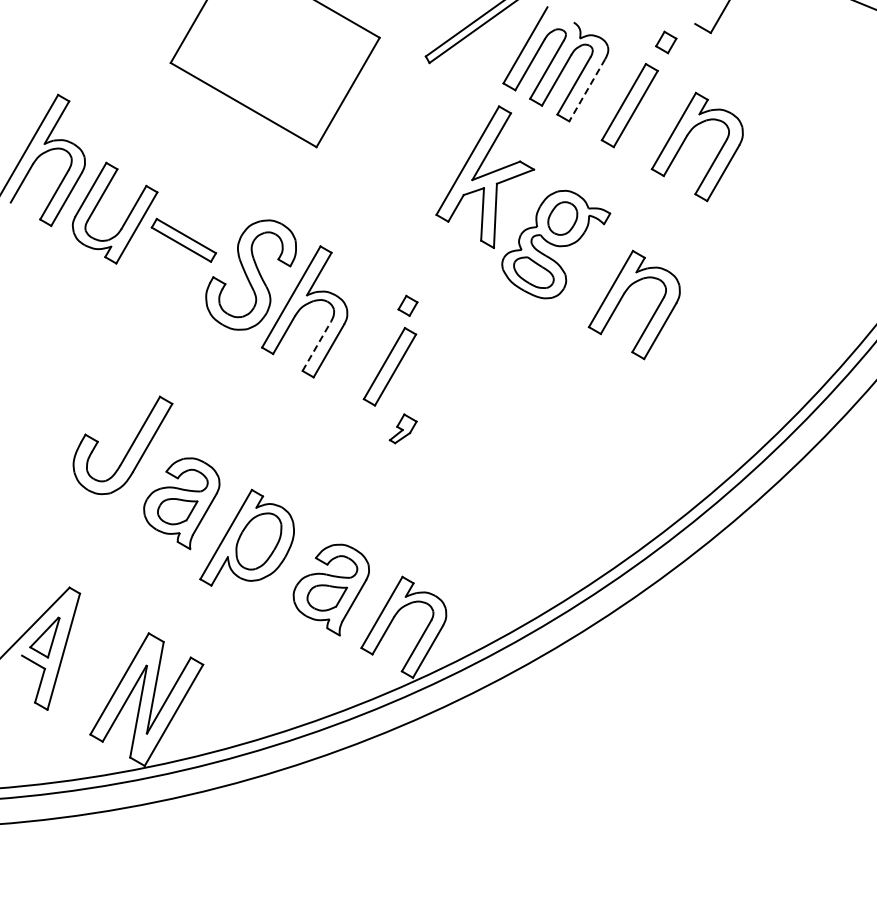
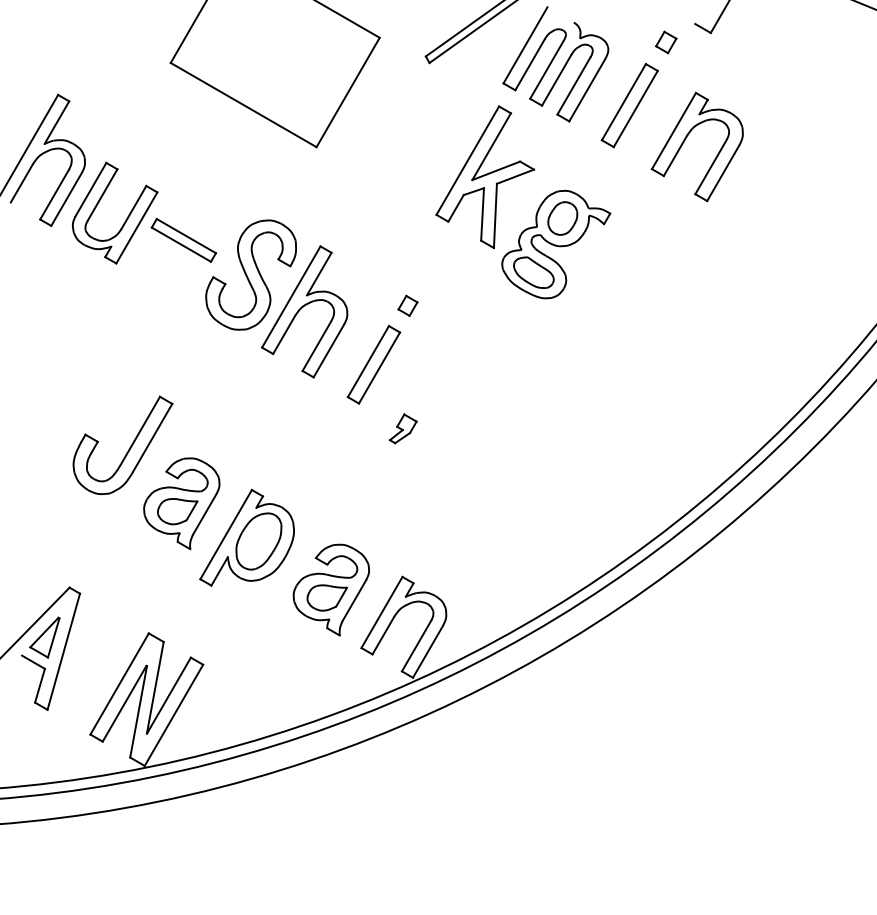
line: dashed -> solid (587, 90)
part: present -> none (622, 298)
line: dashed -> solid (317, 345)
part position: (389, 366) -> (373, 364) (373, 364)
